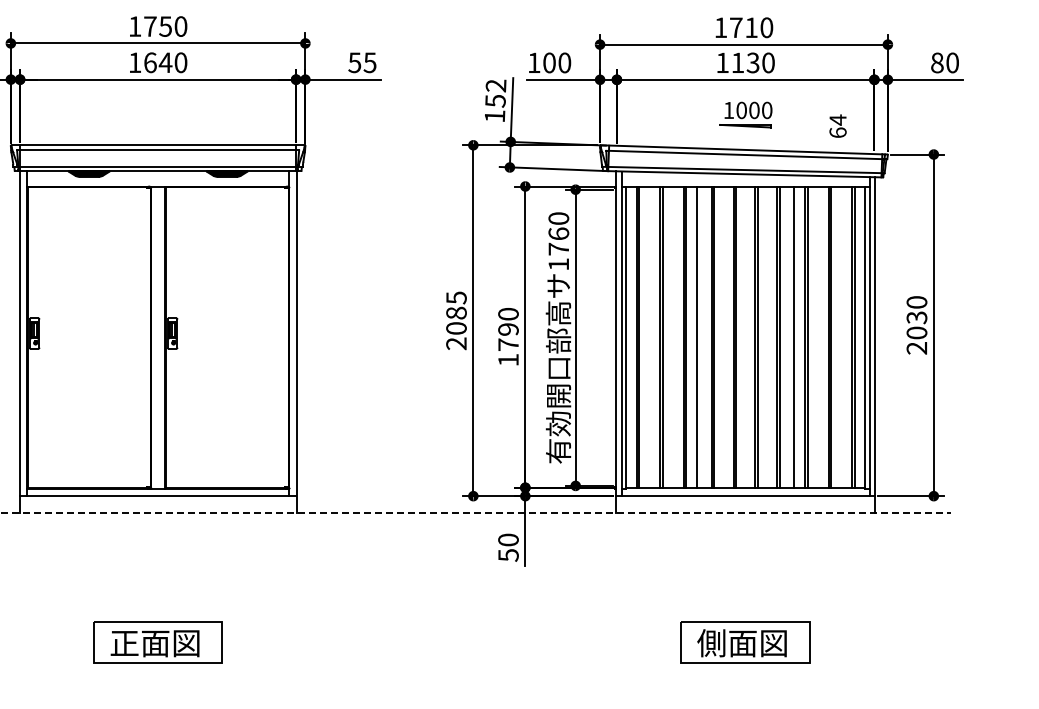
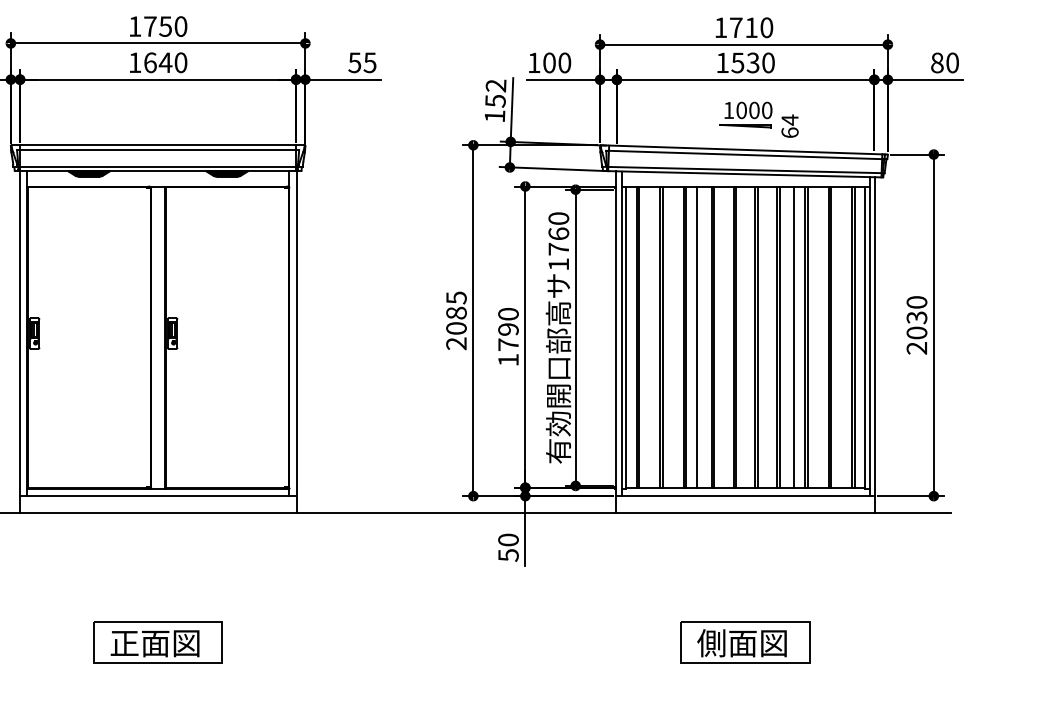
text: 1130 -> 1530 (737, 62)
text position: (837, 125) -> (789, 125) (789, 125)
line: dashed -> solid (475, 513)
